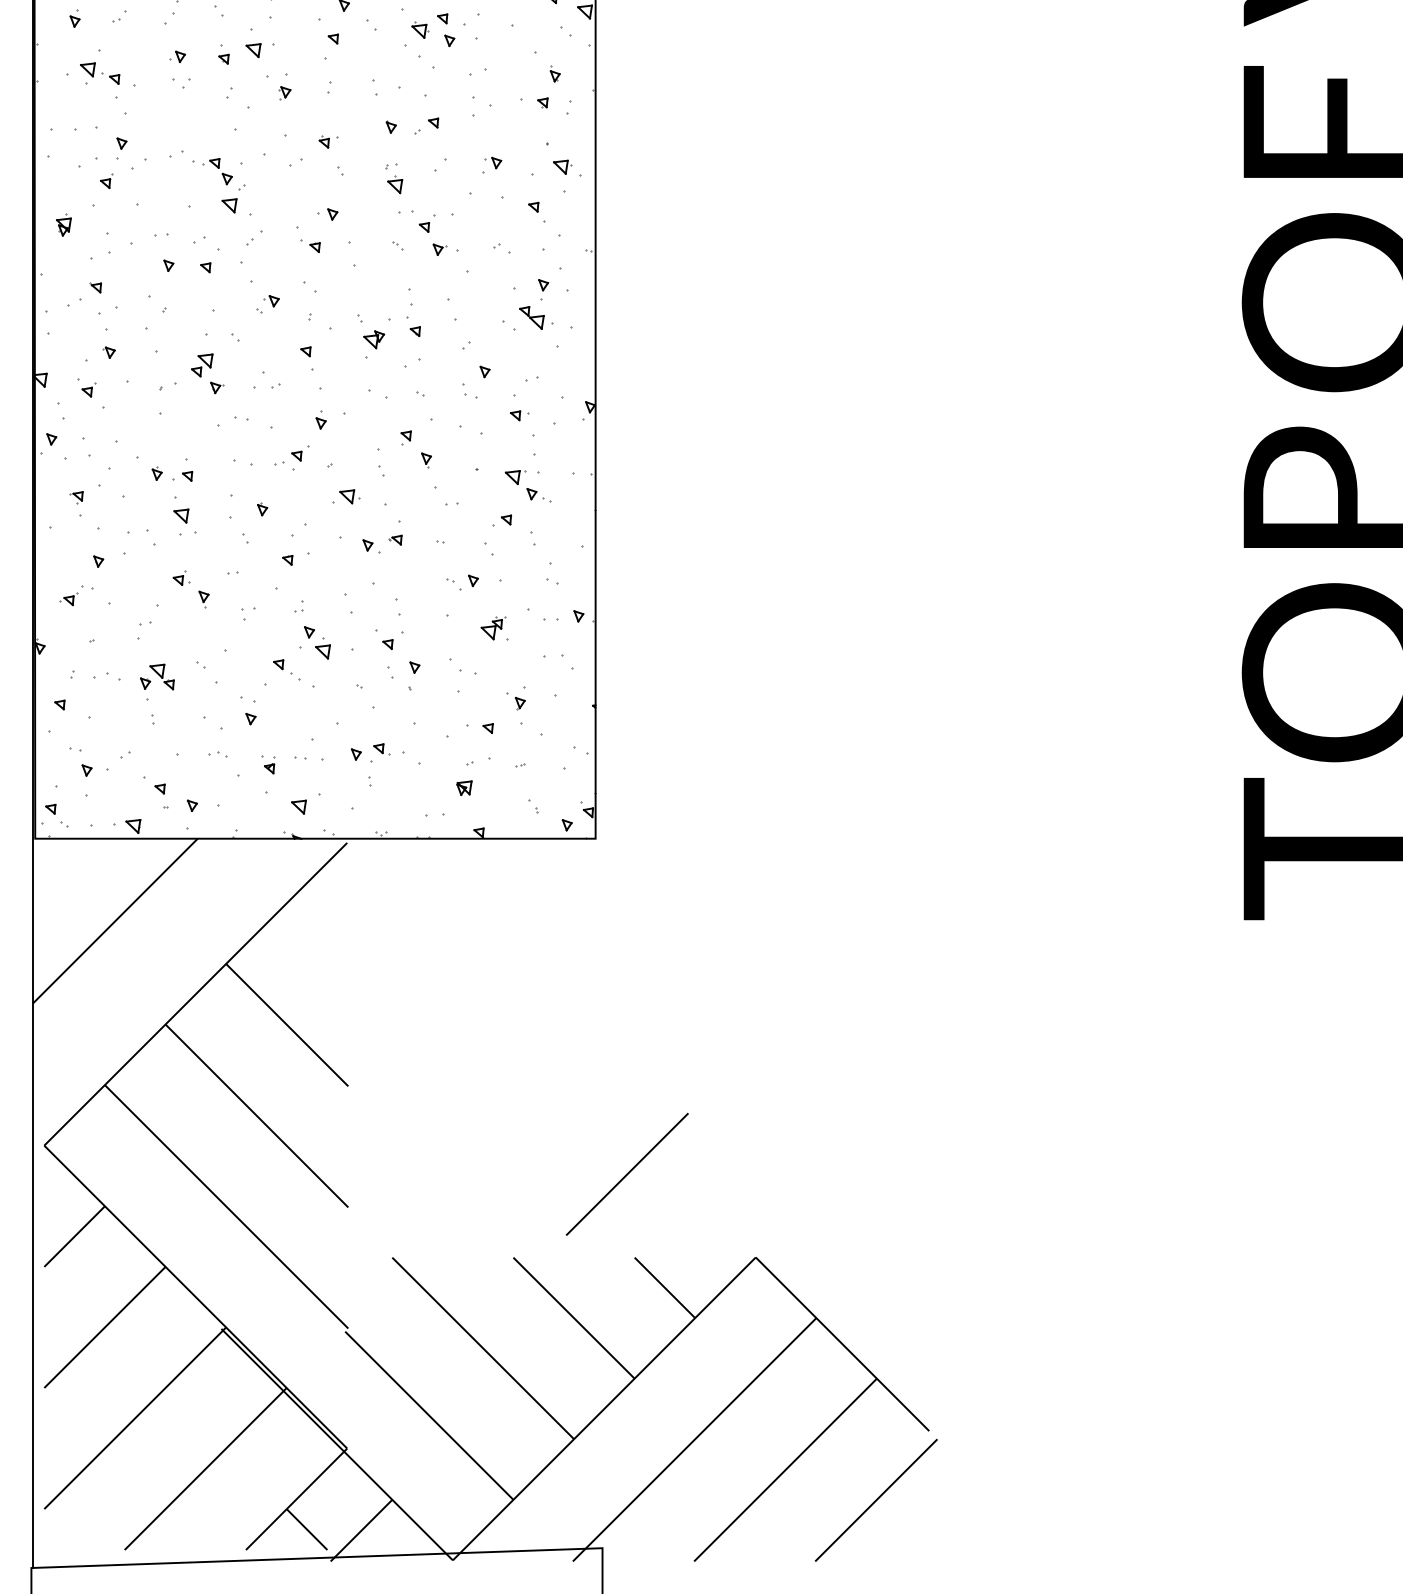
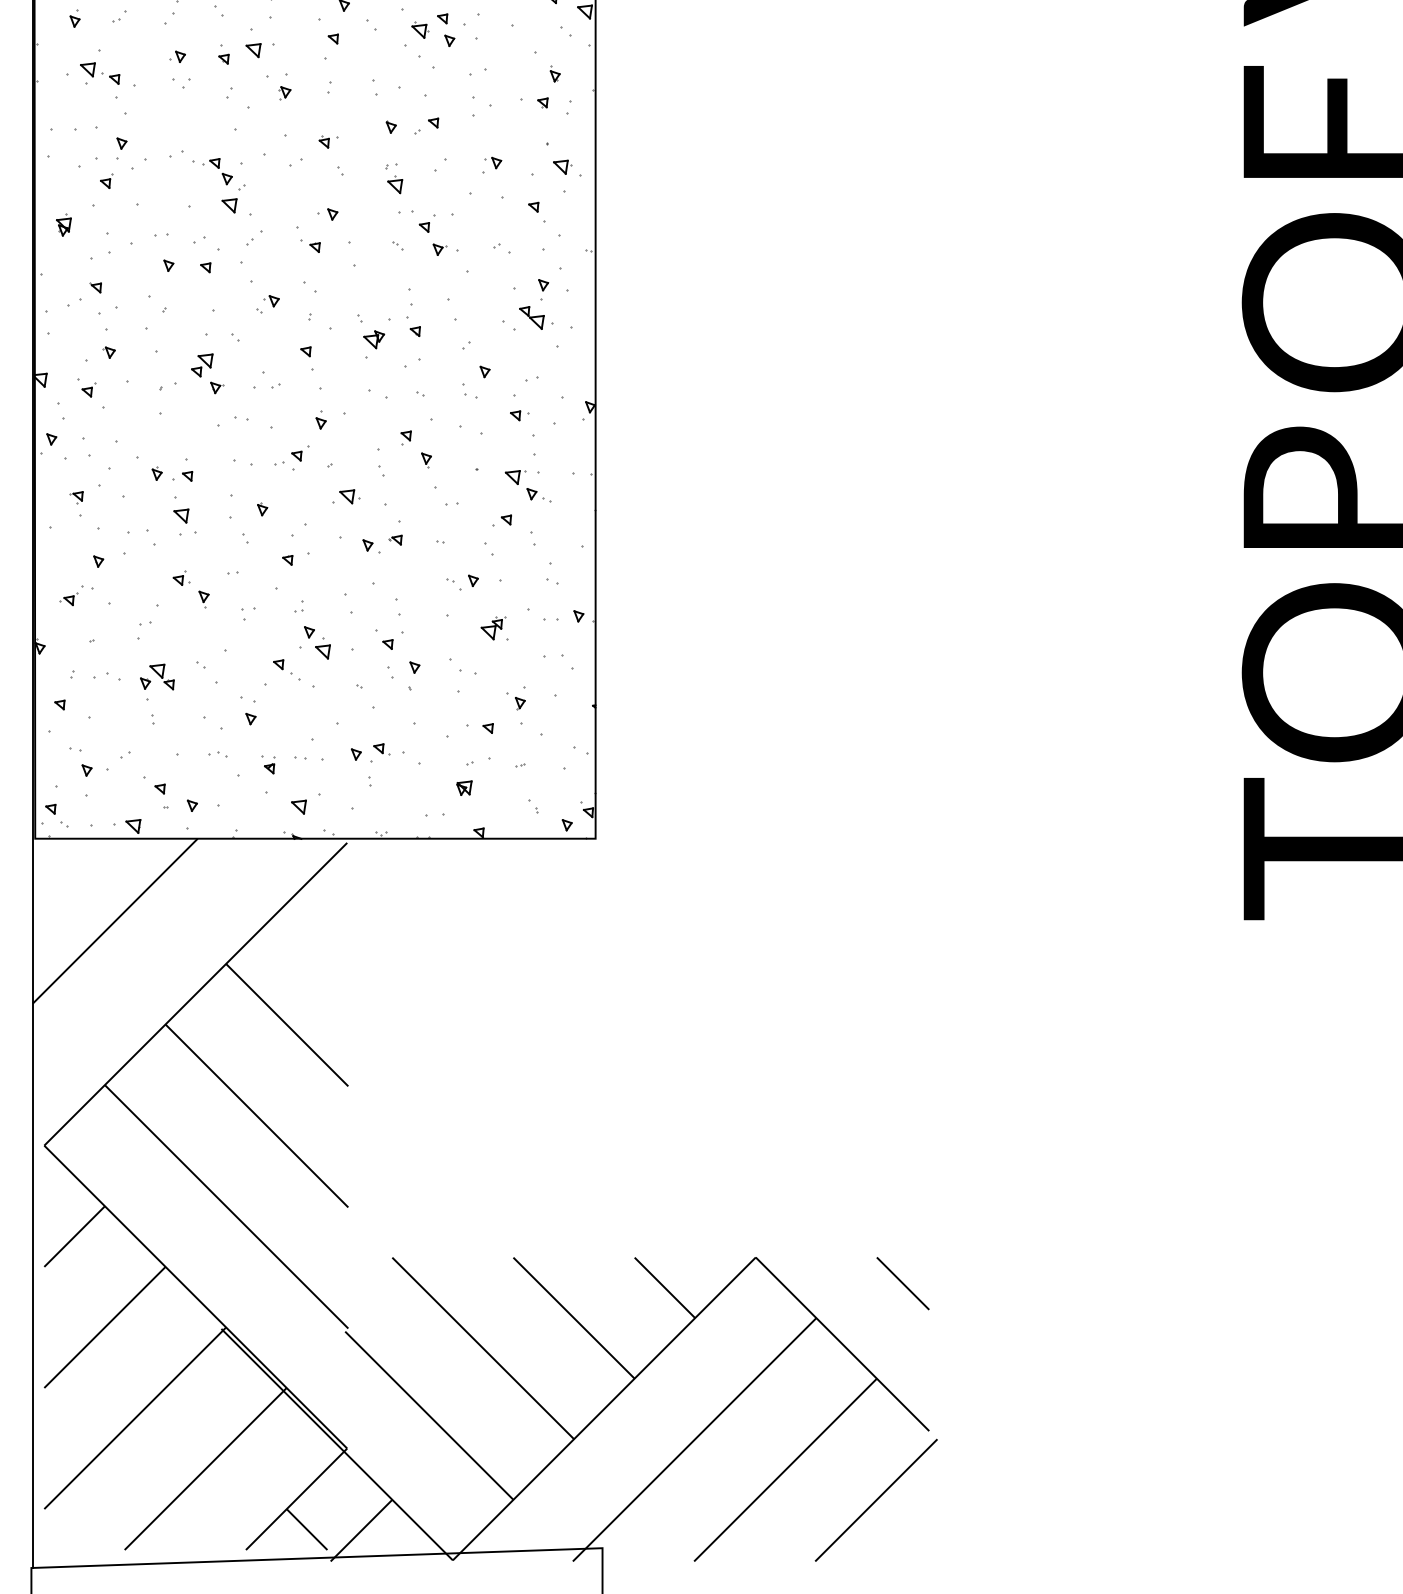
line: present -> none (626, 1173)
line: none -> present (902, 1283)
